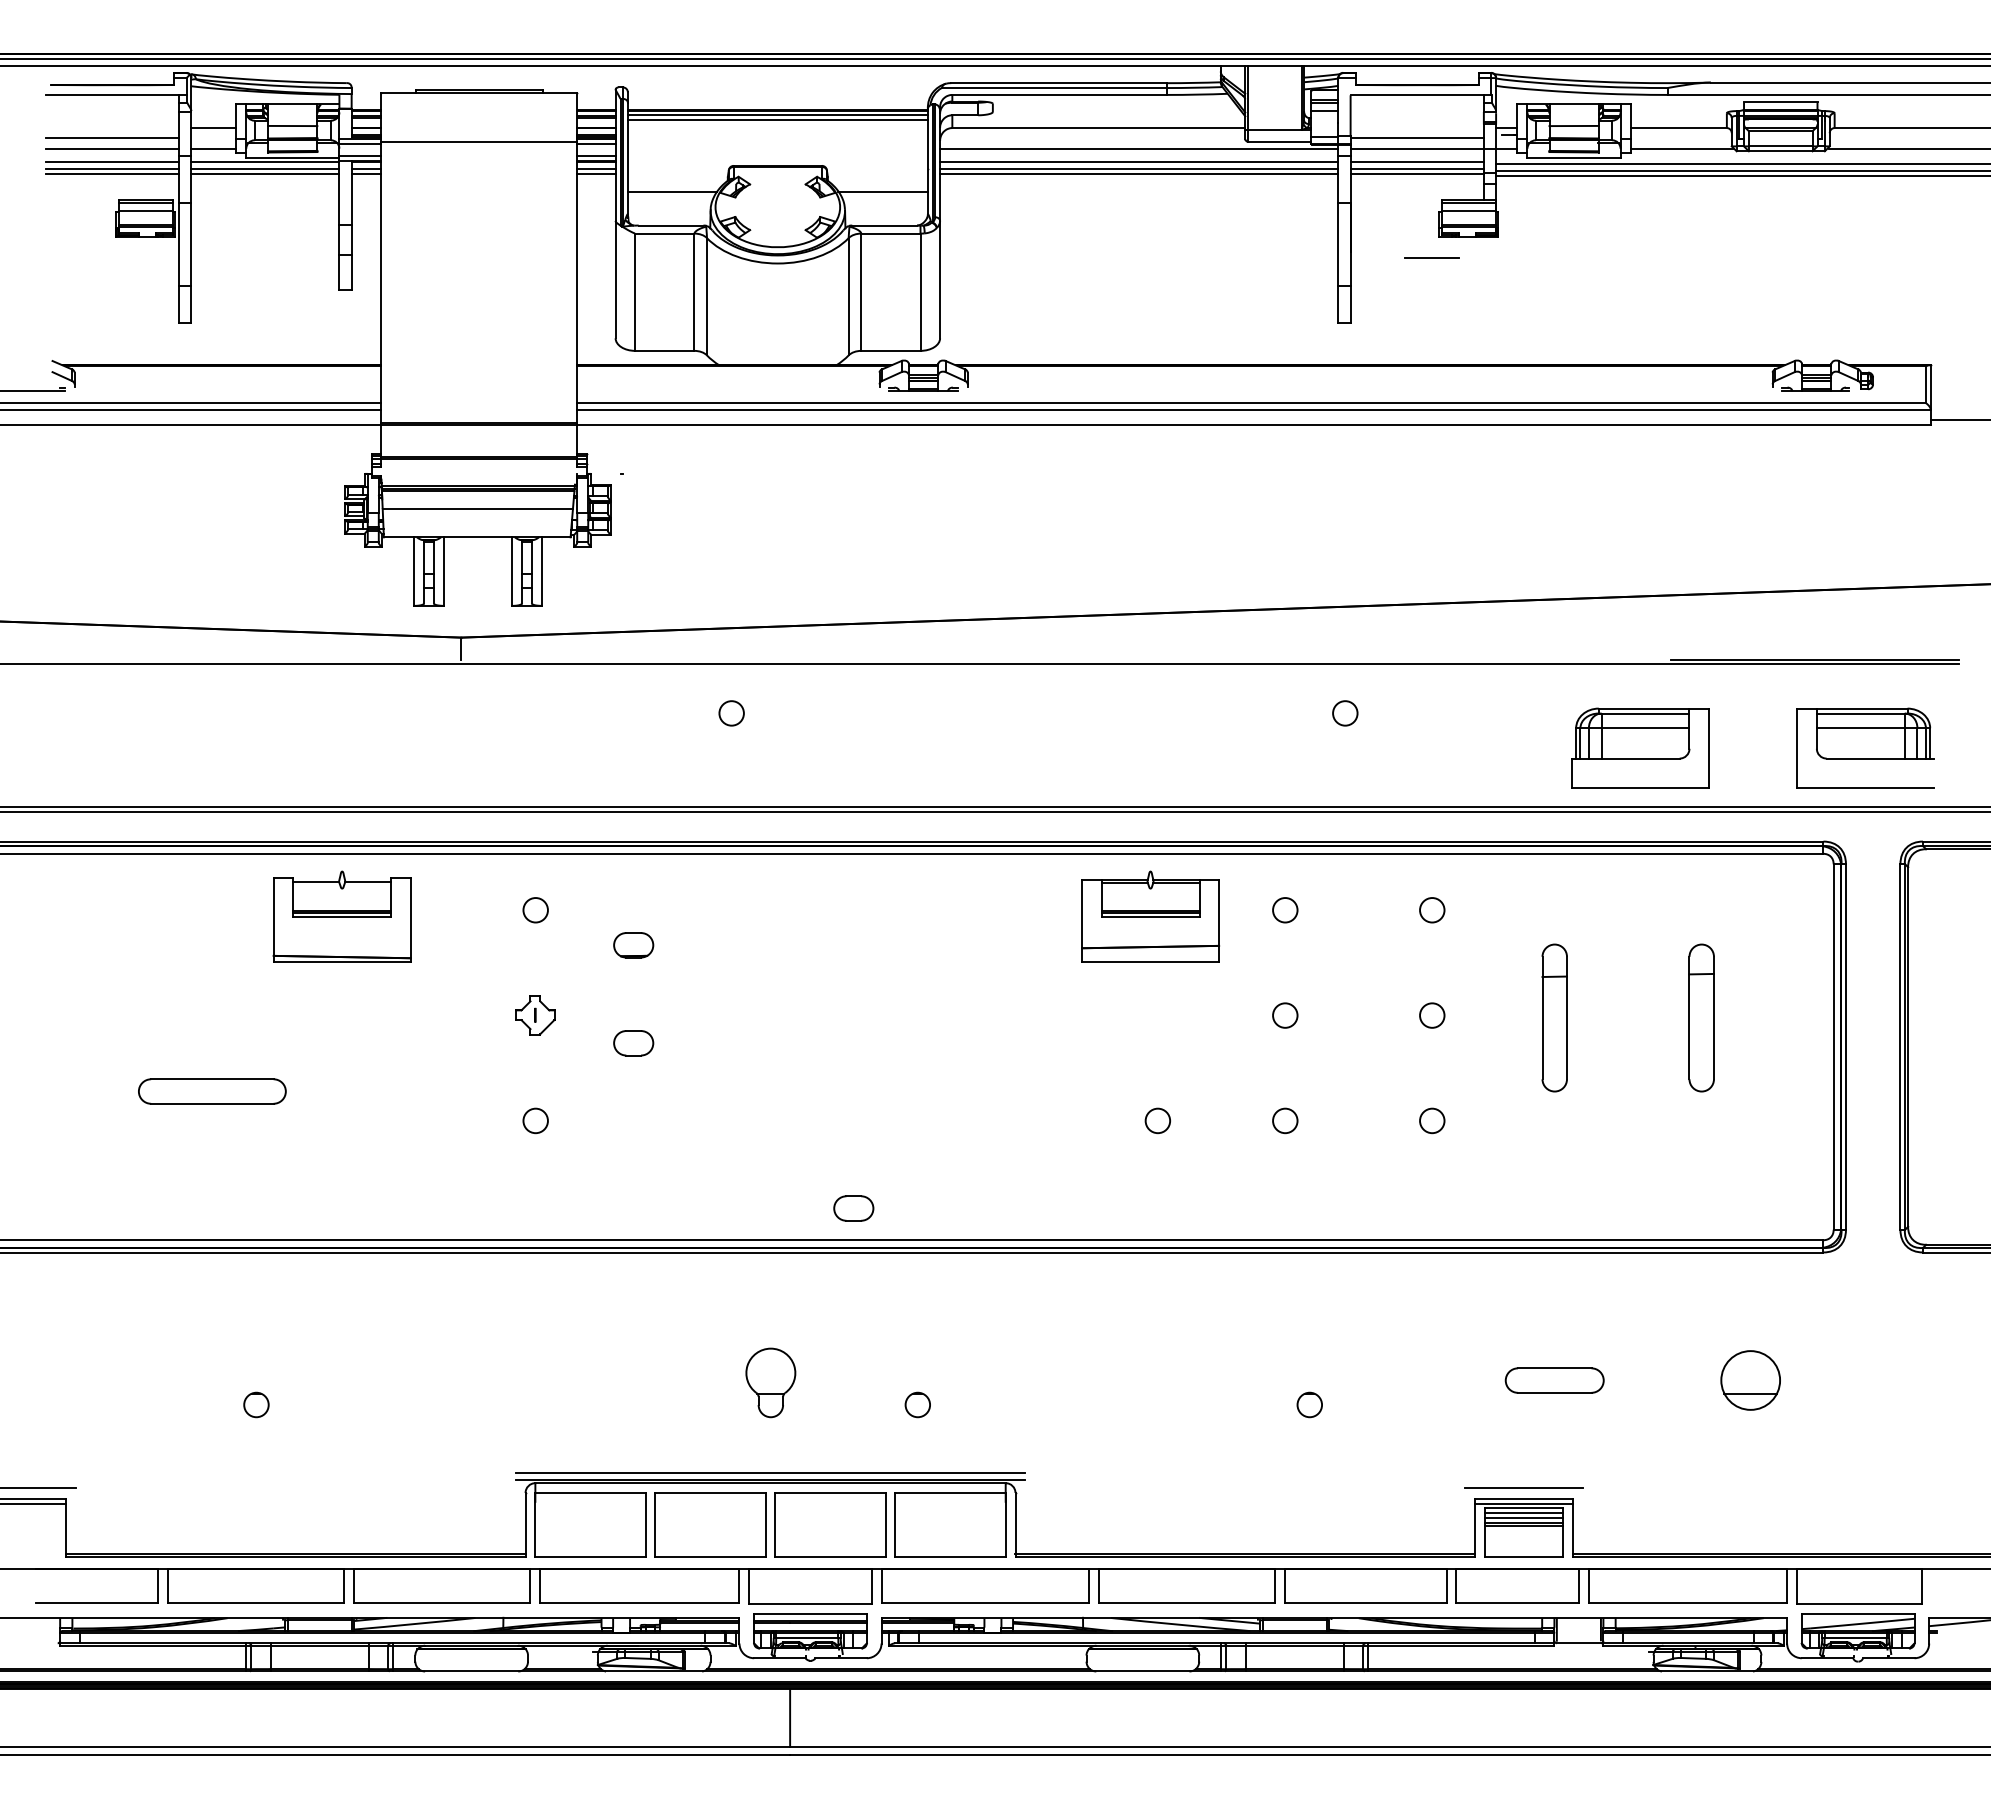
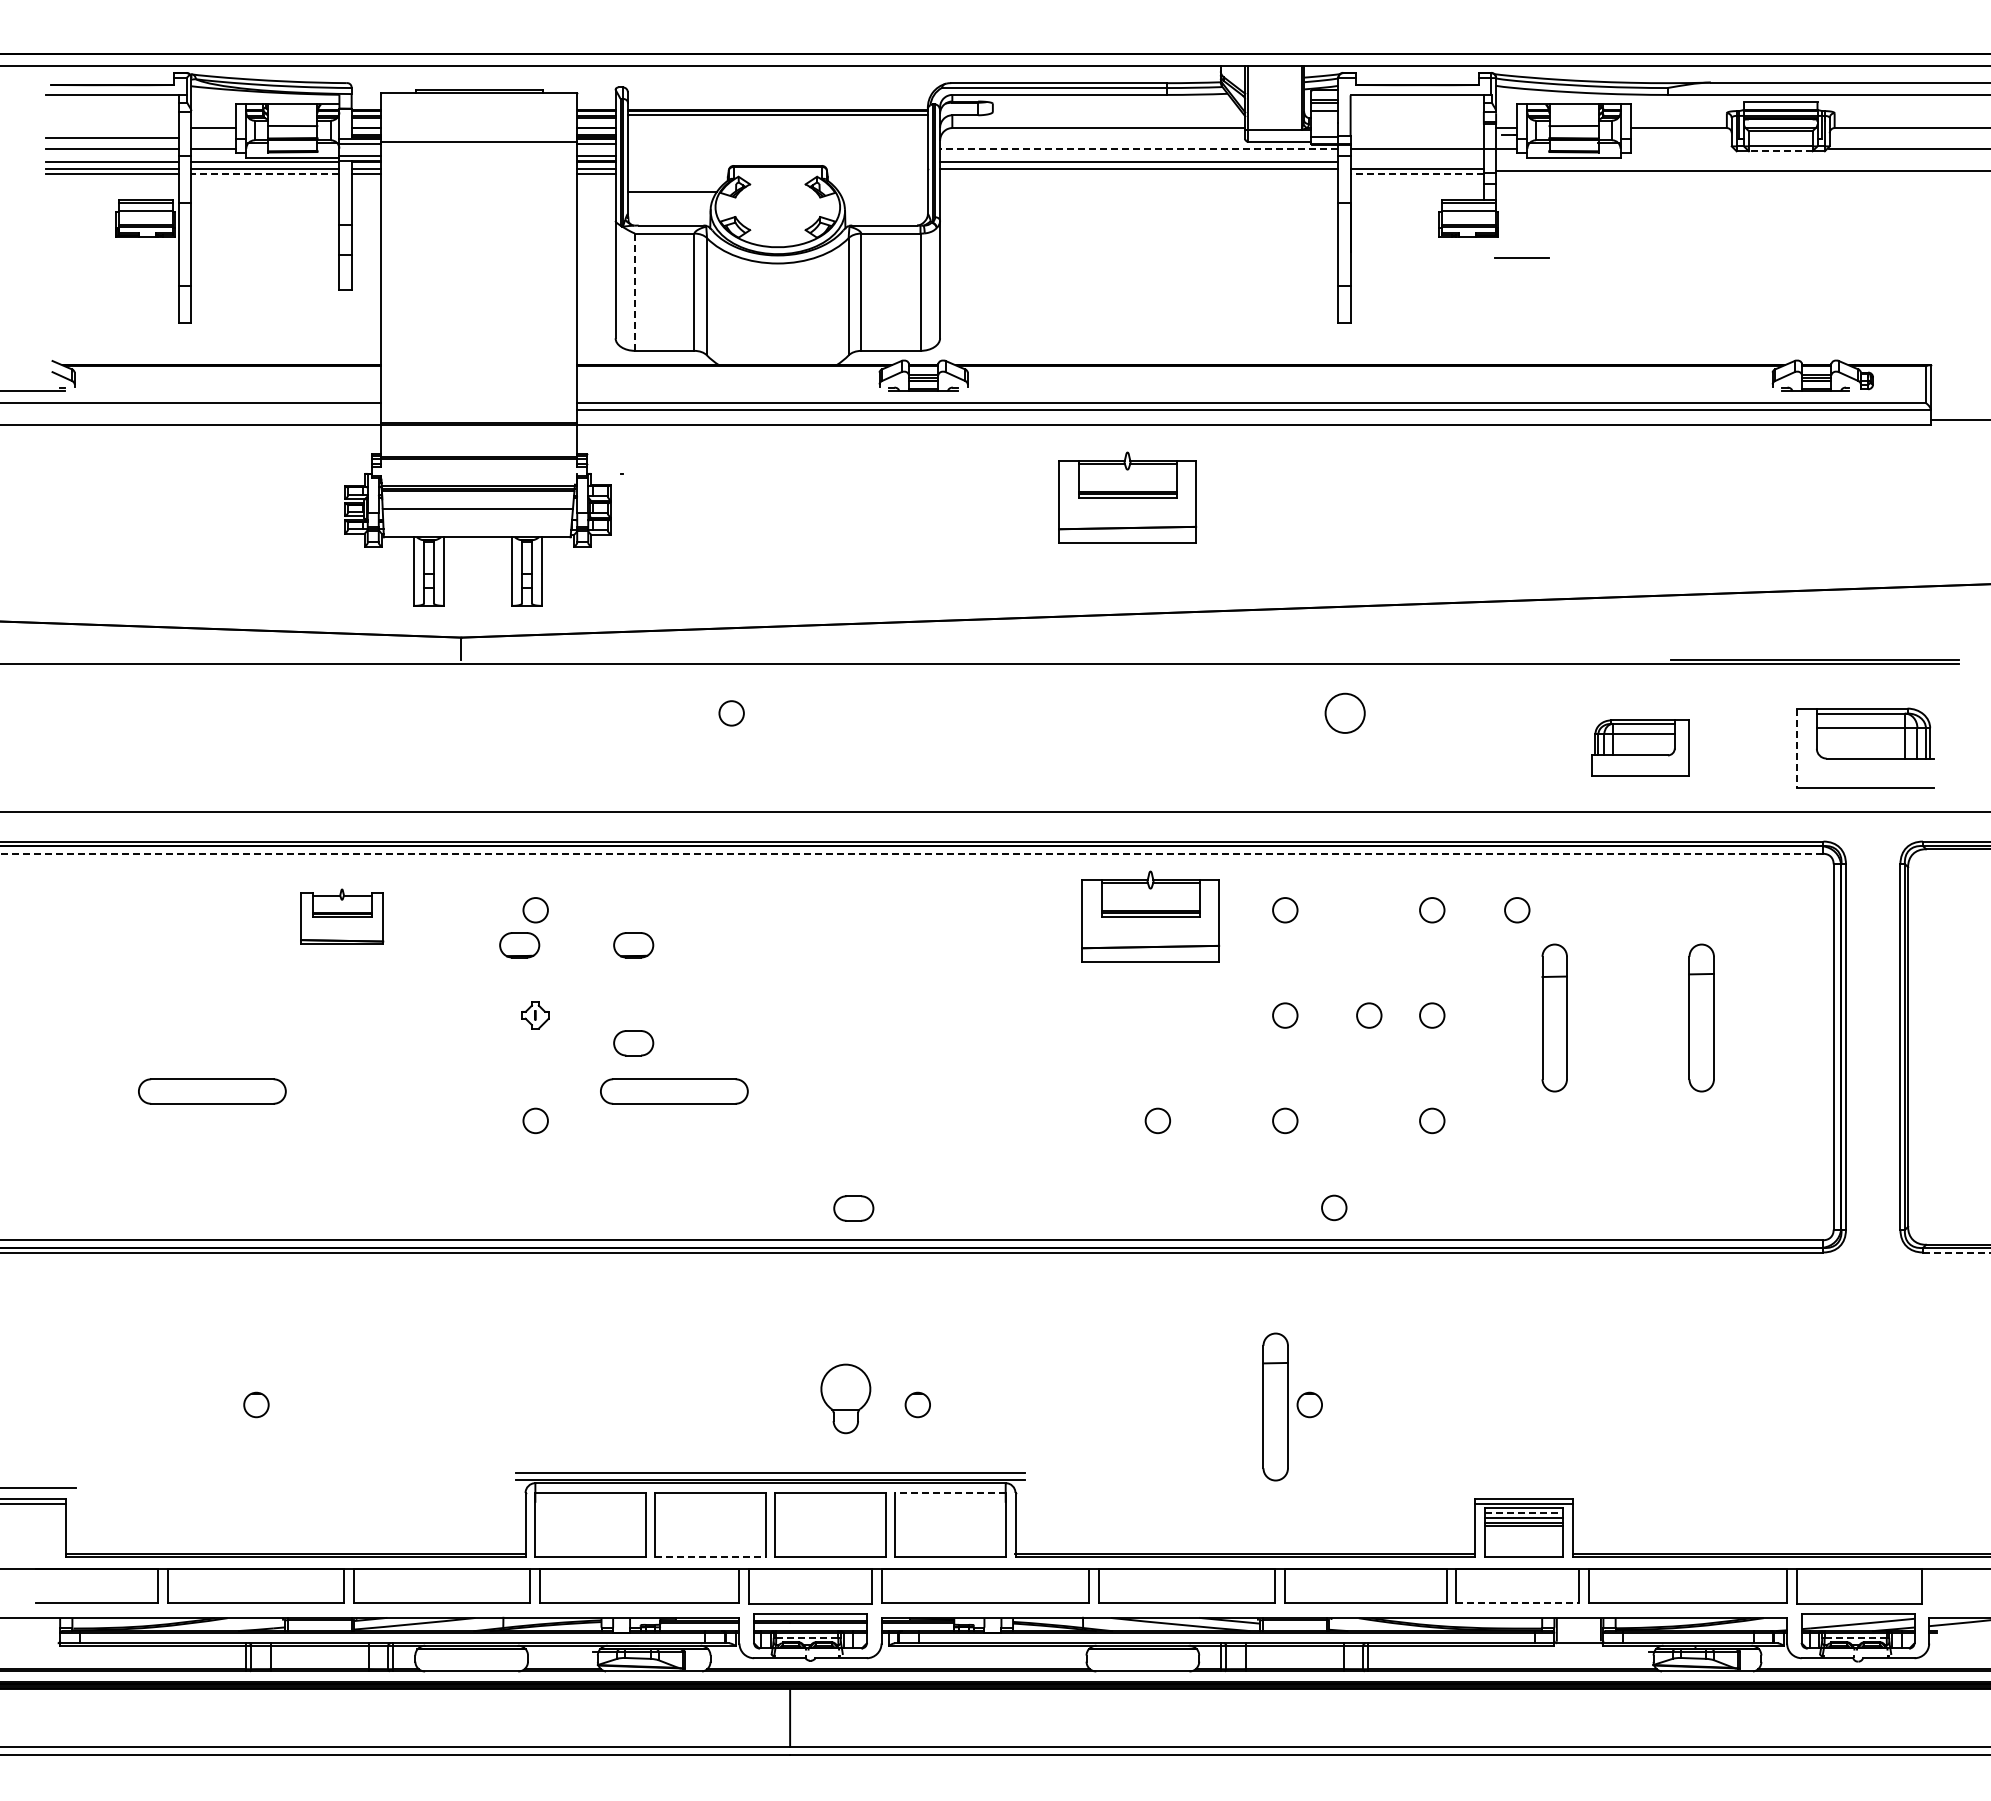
line: present -> none (994, 58)
line: present -> none (777, 119)
line: present -> none (1416, 138)
line: solid -> dashed (1138, 149)
line: present -> none (1681, 149)
line: solid -> dashed (1780, 151)
line: present -> none (1416, 161)
line: present -> none (1741, 163)
line: solid -> dashed (265, 174)
line: present -> none (1139, 174)
line: solid -> dashed (1417, 174)
line: present -> none (1741, 176)
line: present -> none (882, 191)
line position: (1431, 257) -> (1521, 257) (1521, 257)
line: solid -> dashed (635, 292)
line: present -> none (191, 410)
part: none -> present (1127, 497)
circle size: 27x27 px -> 42x42 px (1344, 712)
part size: 139x82 px -> 99x58 px (1640, 747)
line: solid -> dashed (1797, 748)
line: present -> none (994, 807)
line: solid -> dashed (911, 853)
circle: none -> present (1517, 910)
part size: 140x93 px -> 85x57 px (342, 916)
part: none -> present (519, 945)
part size: 41x41 px -> 29x29 px (535, 1015)
circle: none -> present (1369, 1015)
part: none -> present (674, 1091)
circle: none -> present (1334, 1207)
line: solid -> dashed (1956, 1252)
part: present -> none (1554, 1380)
part: present -> none (1750, 1380)
part position: (770, 1382) -> (845, 1398) (845, 1398)
part: none -> present (1275, 1406)
line: present -> none (1523, 1488)
line: solid -> dashed (950, 1492)
line: solid -> dashed (1524, 1513)
line: solid -> dashed (711, 1556)
line: solid -> dashed (1518, 1603)
line: solid -> dashed (807, 1637)
line: solid -> dashed (1856, 1637)
